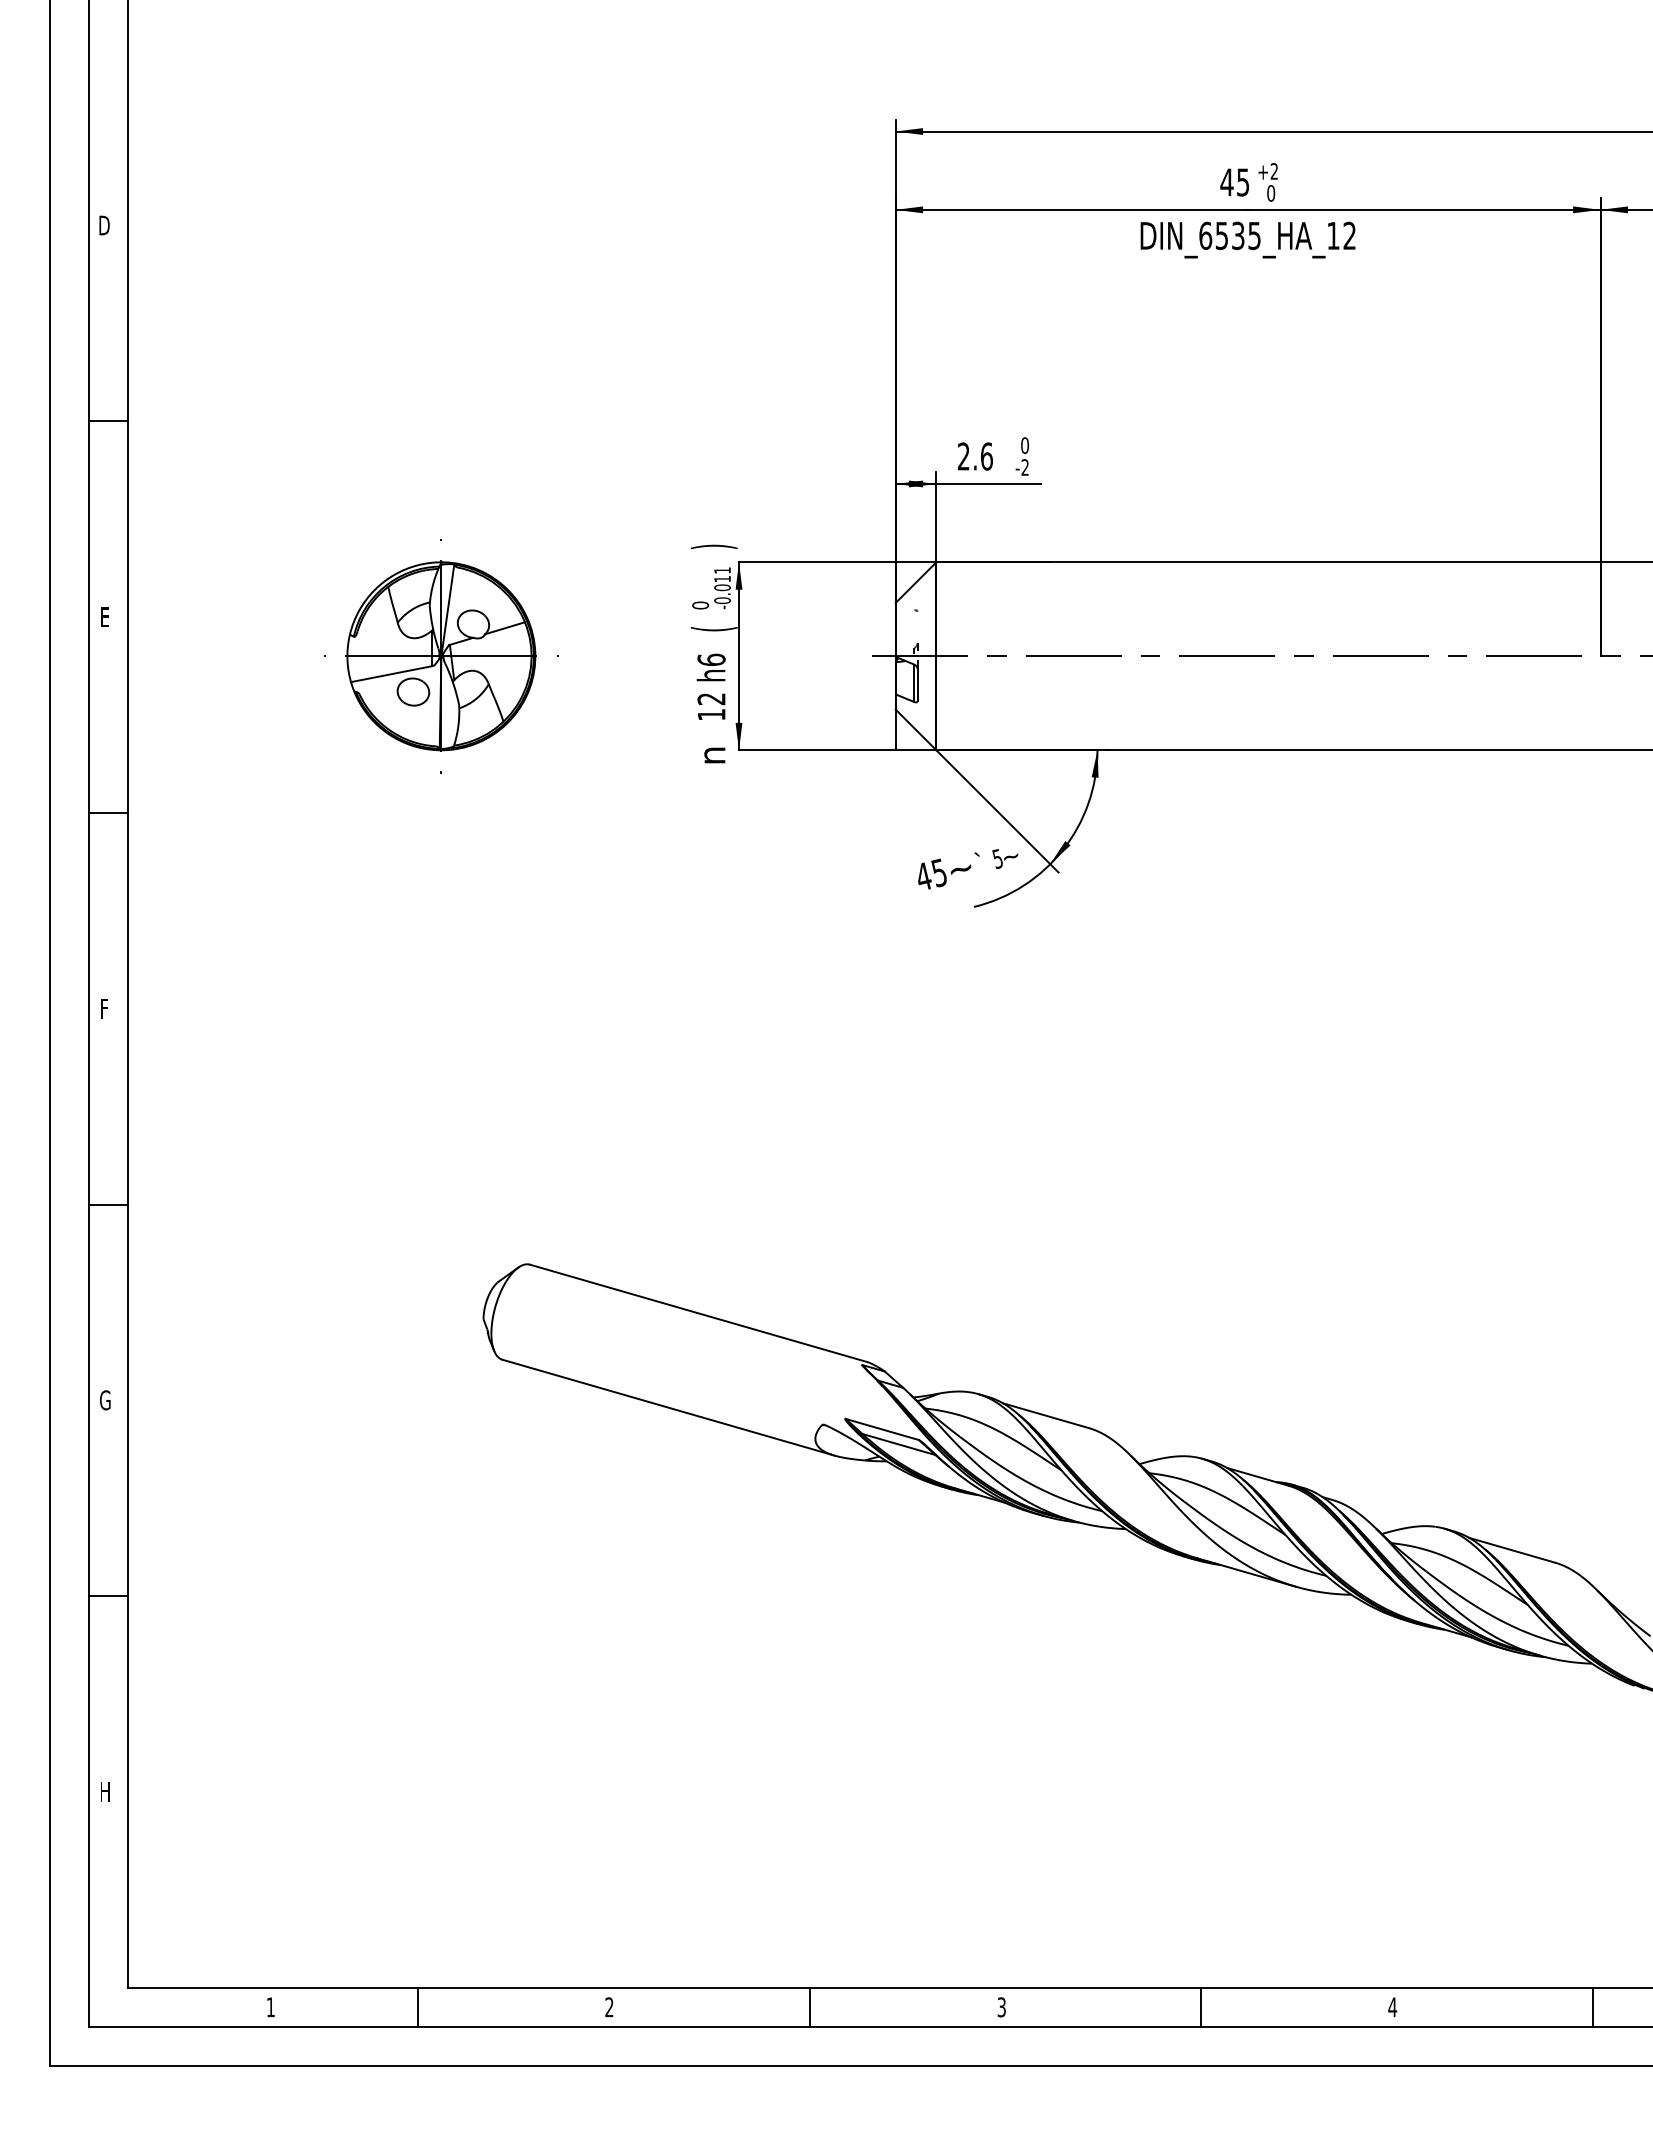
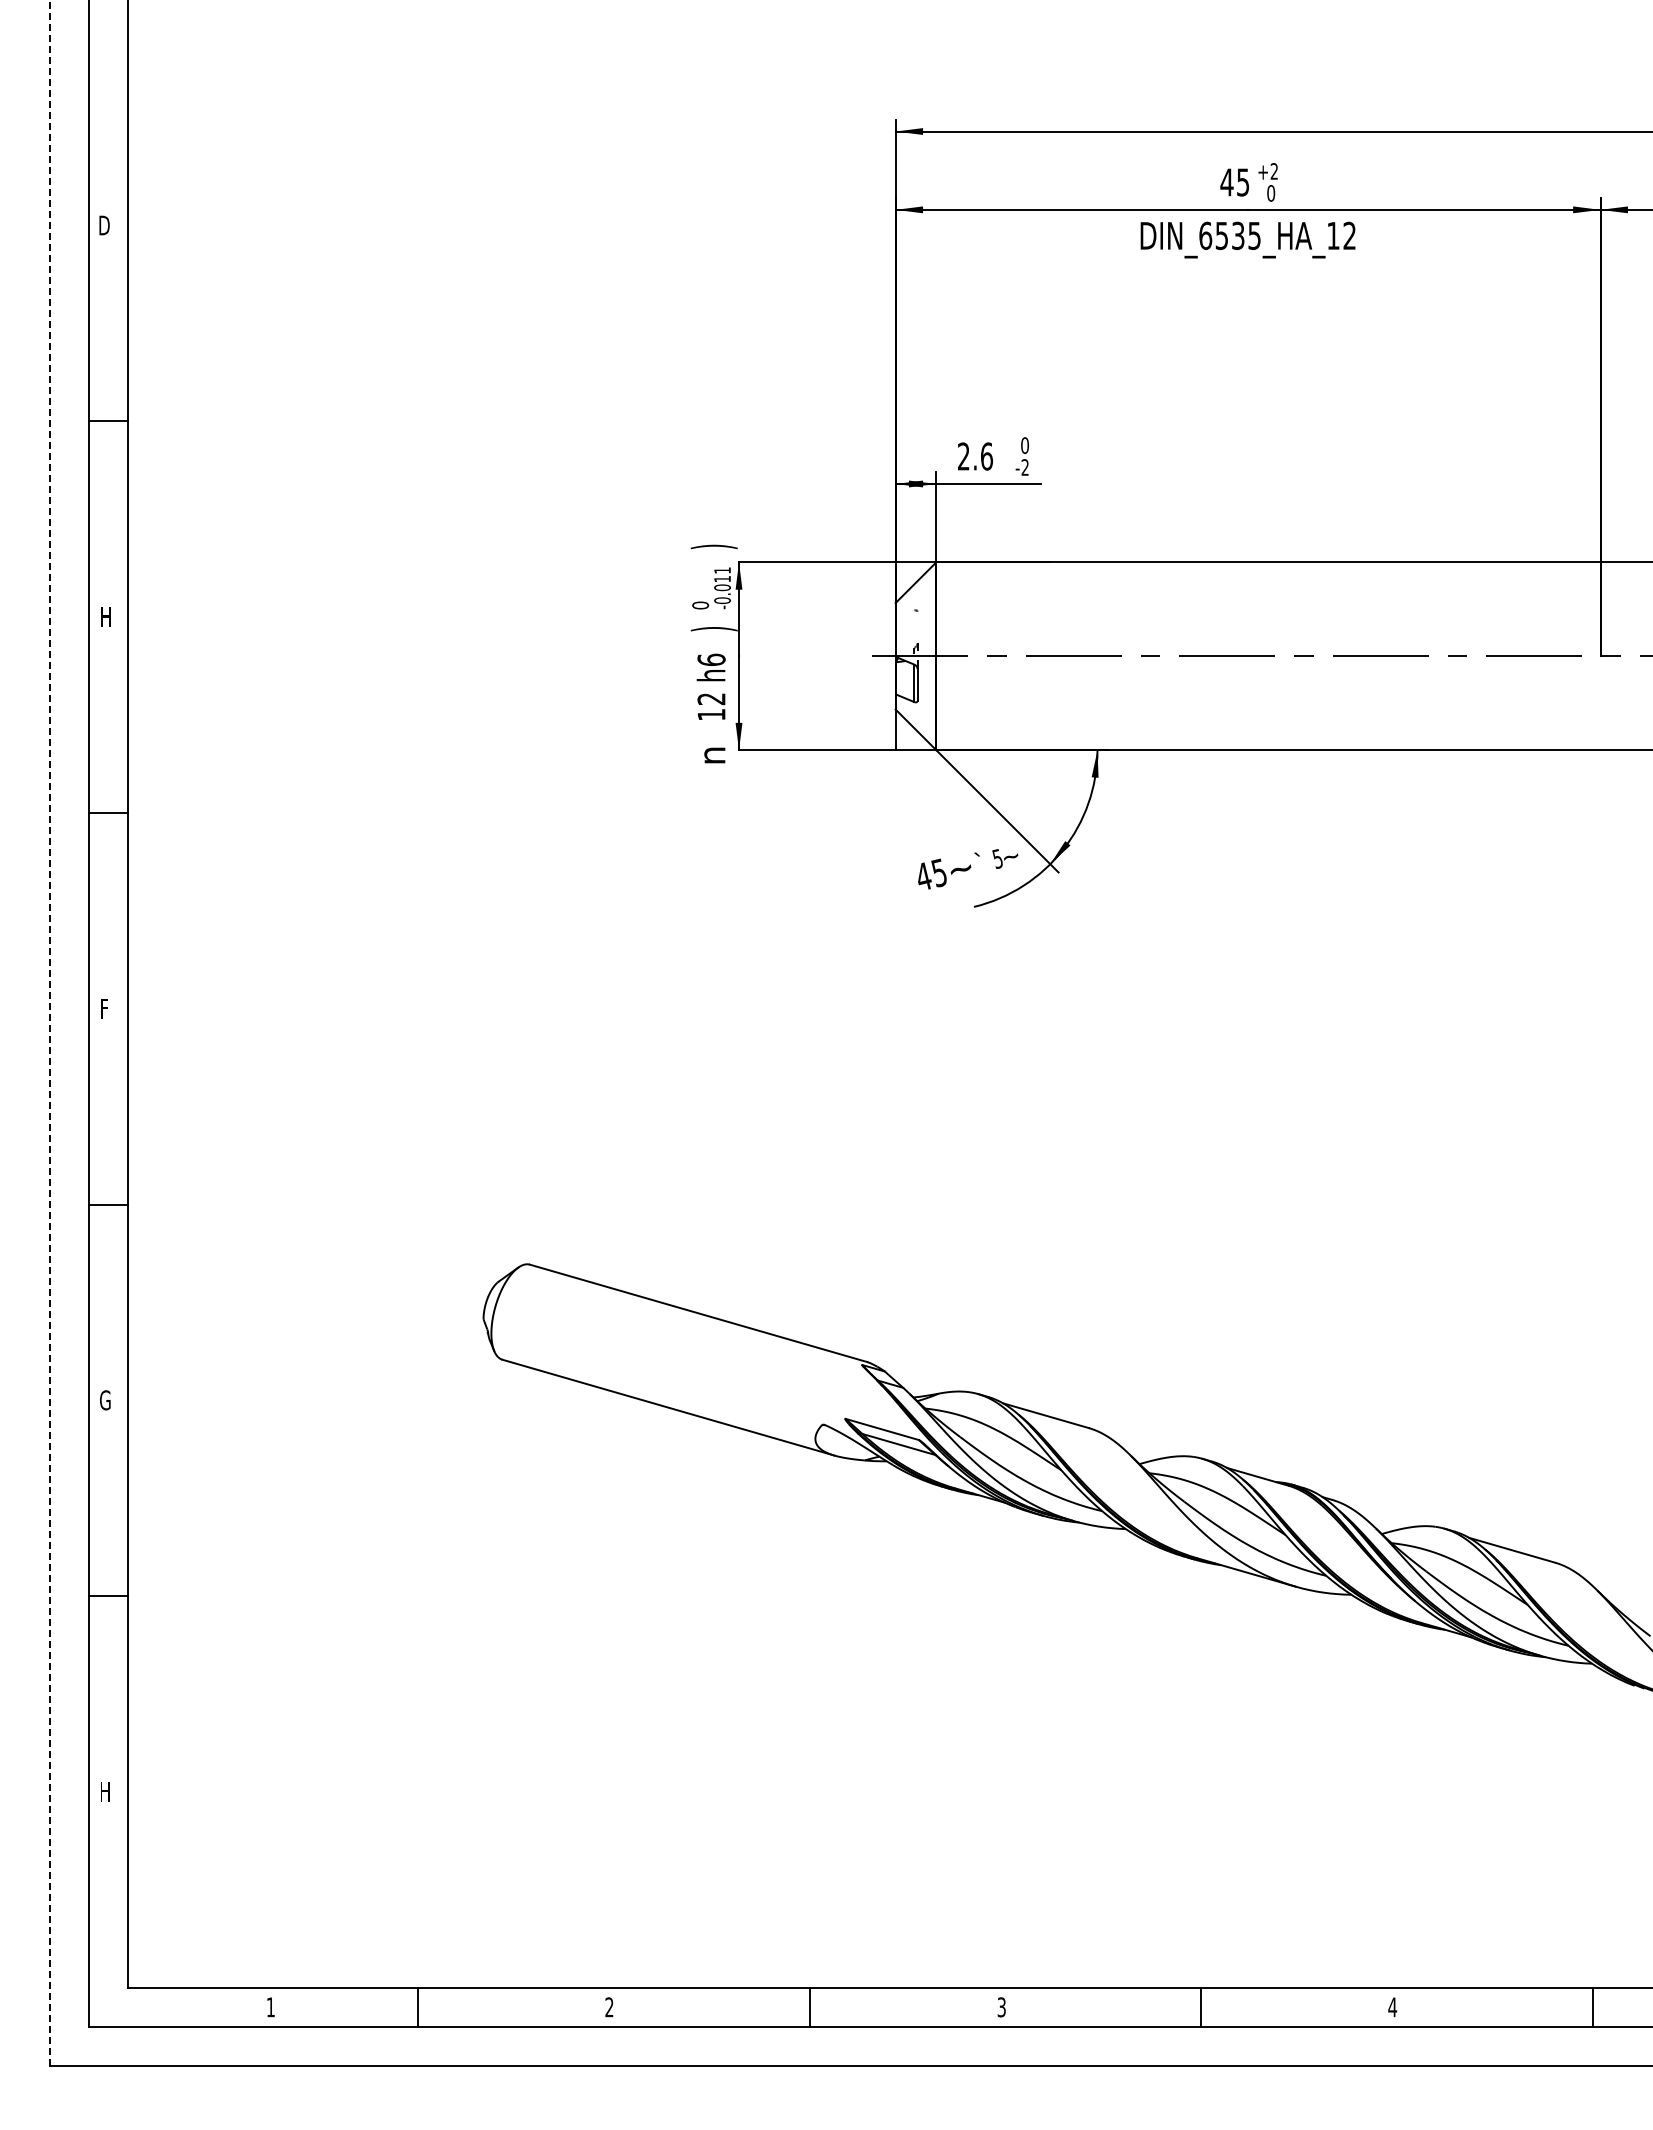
text: E -> H (106, 616)
text: ( -> ) (713, 629)
part: present -> none (441, 656)
line: solid -> dashed (49, 1033)
